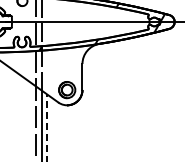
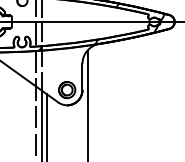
line: none -> present (87, 104)
line: dashed -> solid (46, 127)
